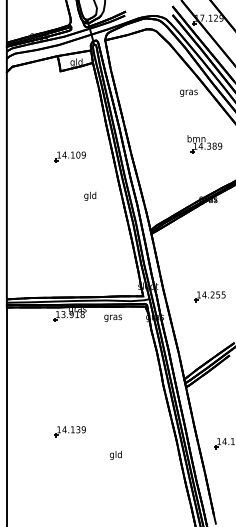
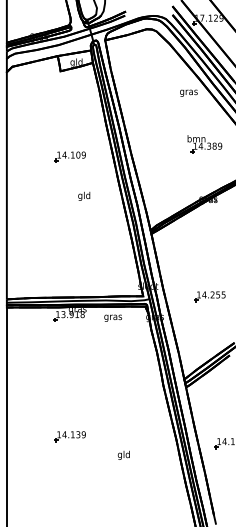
text position: (90, 195) -> (84, 195) (84, 195)
part position: (69, 431) -> (69, 436) (69, 436)
text position: (115, 454) -> (123, 454) (123, 454)
